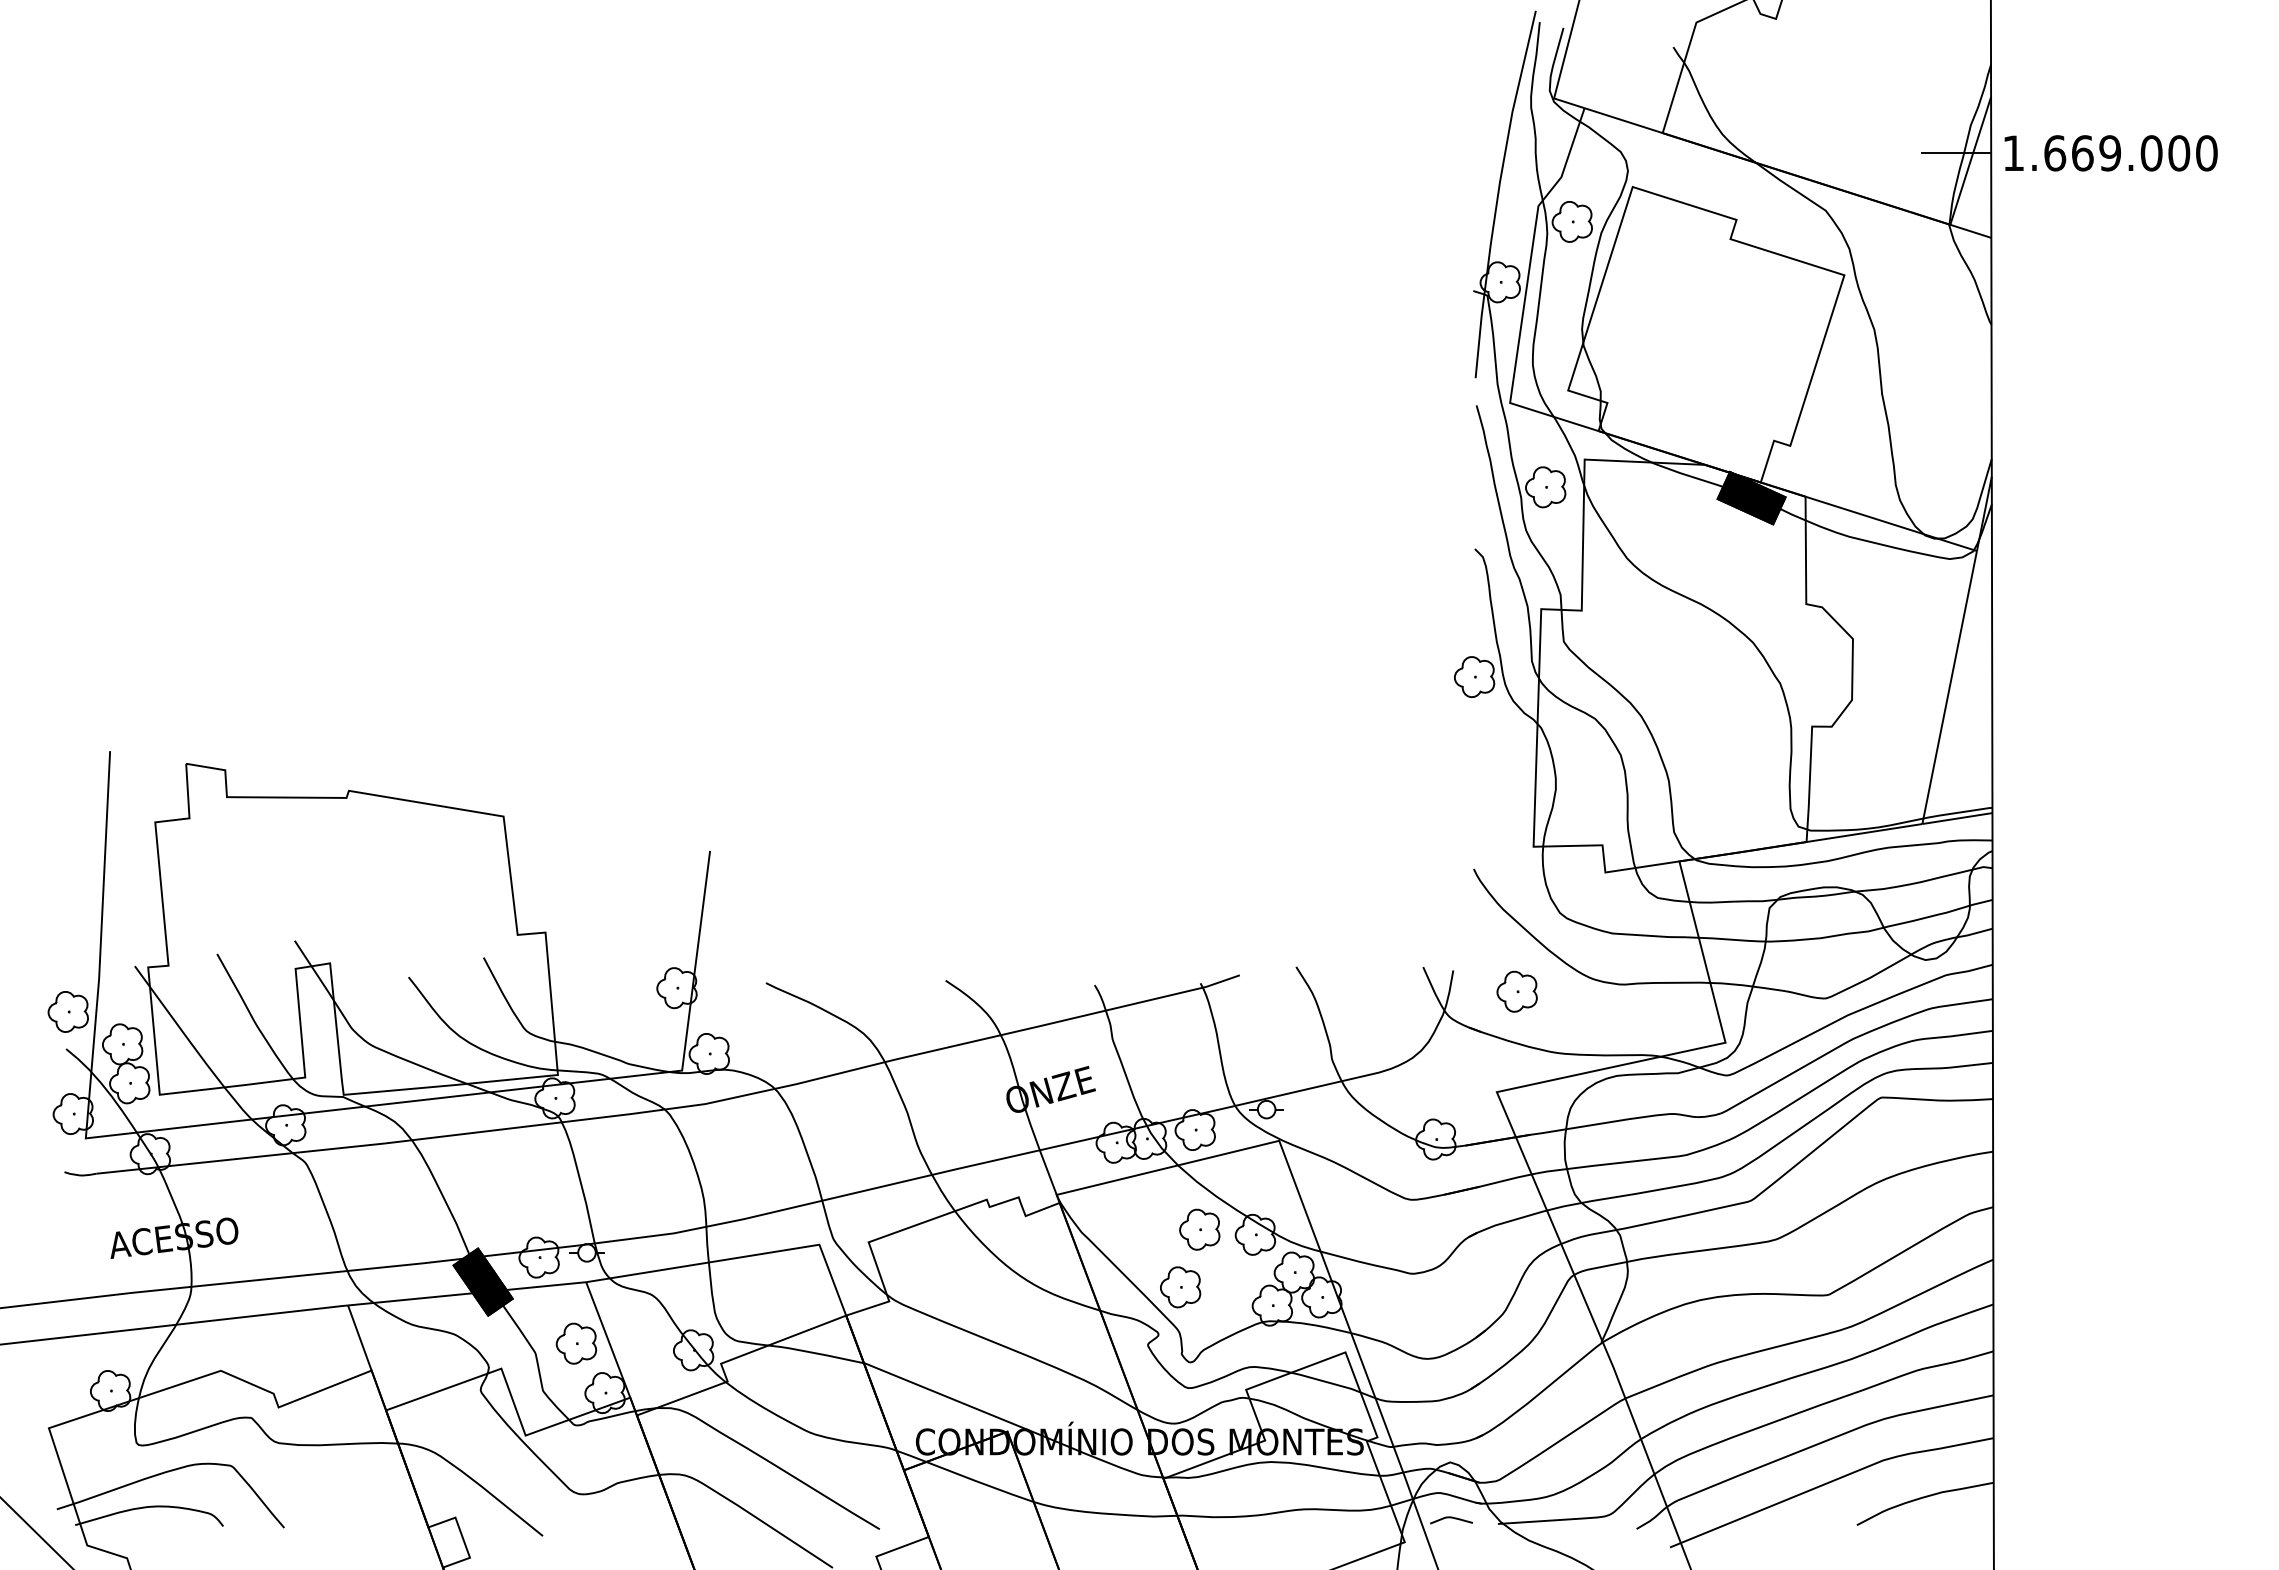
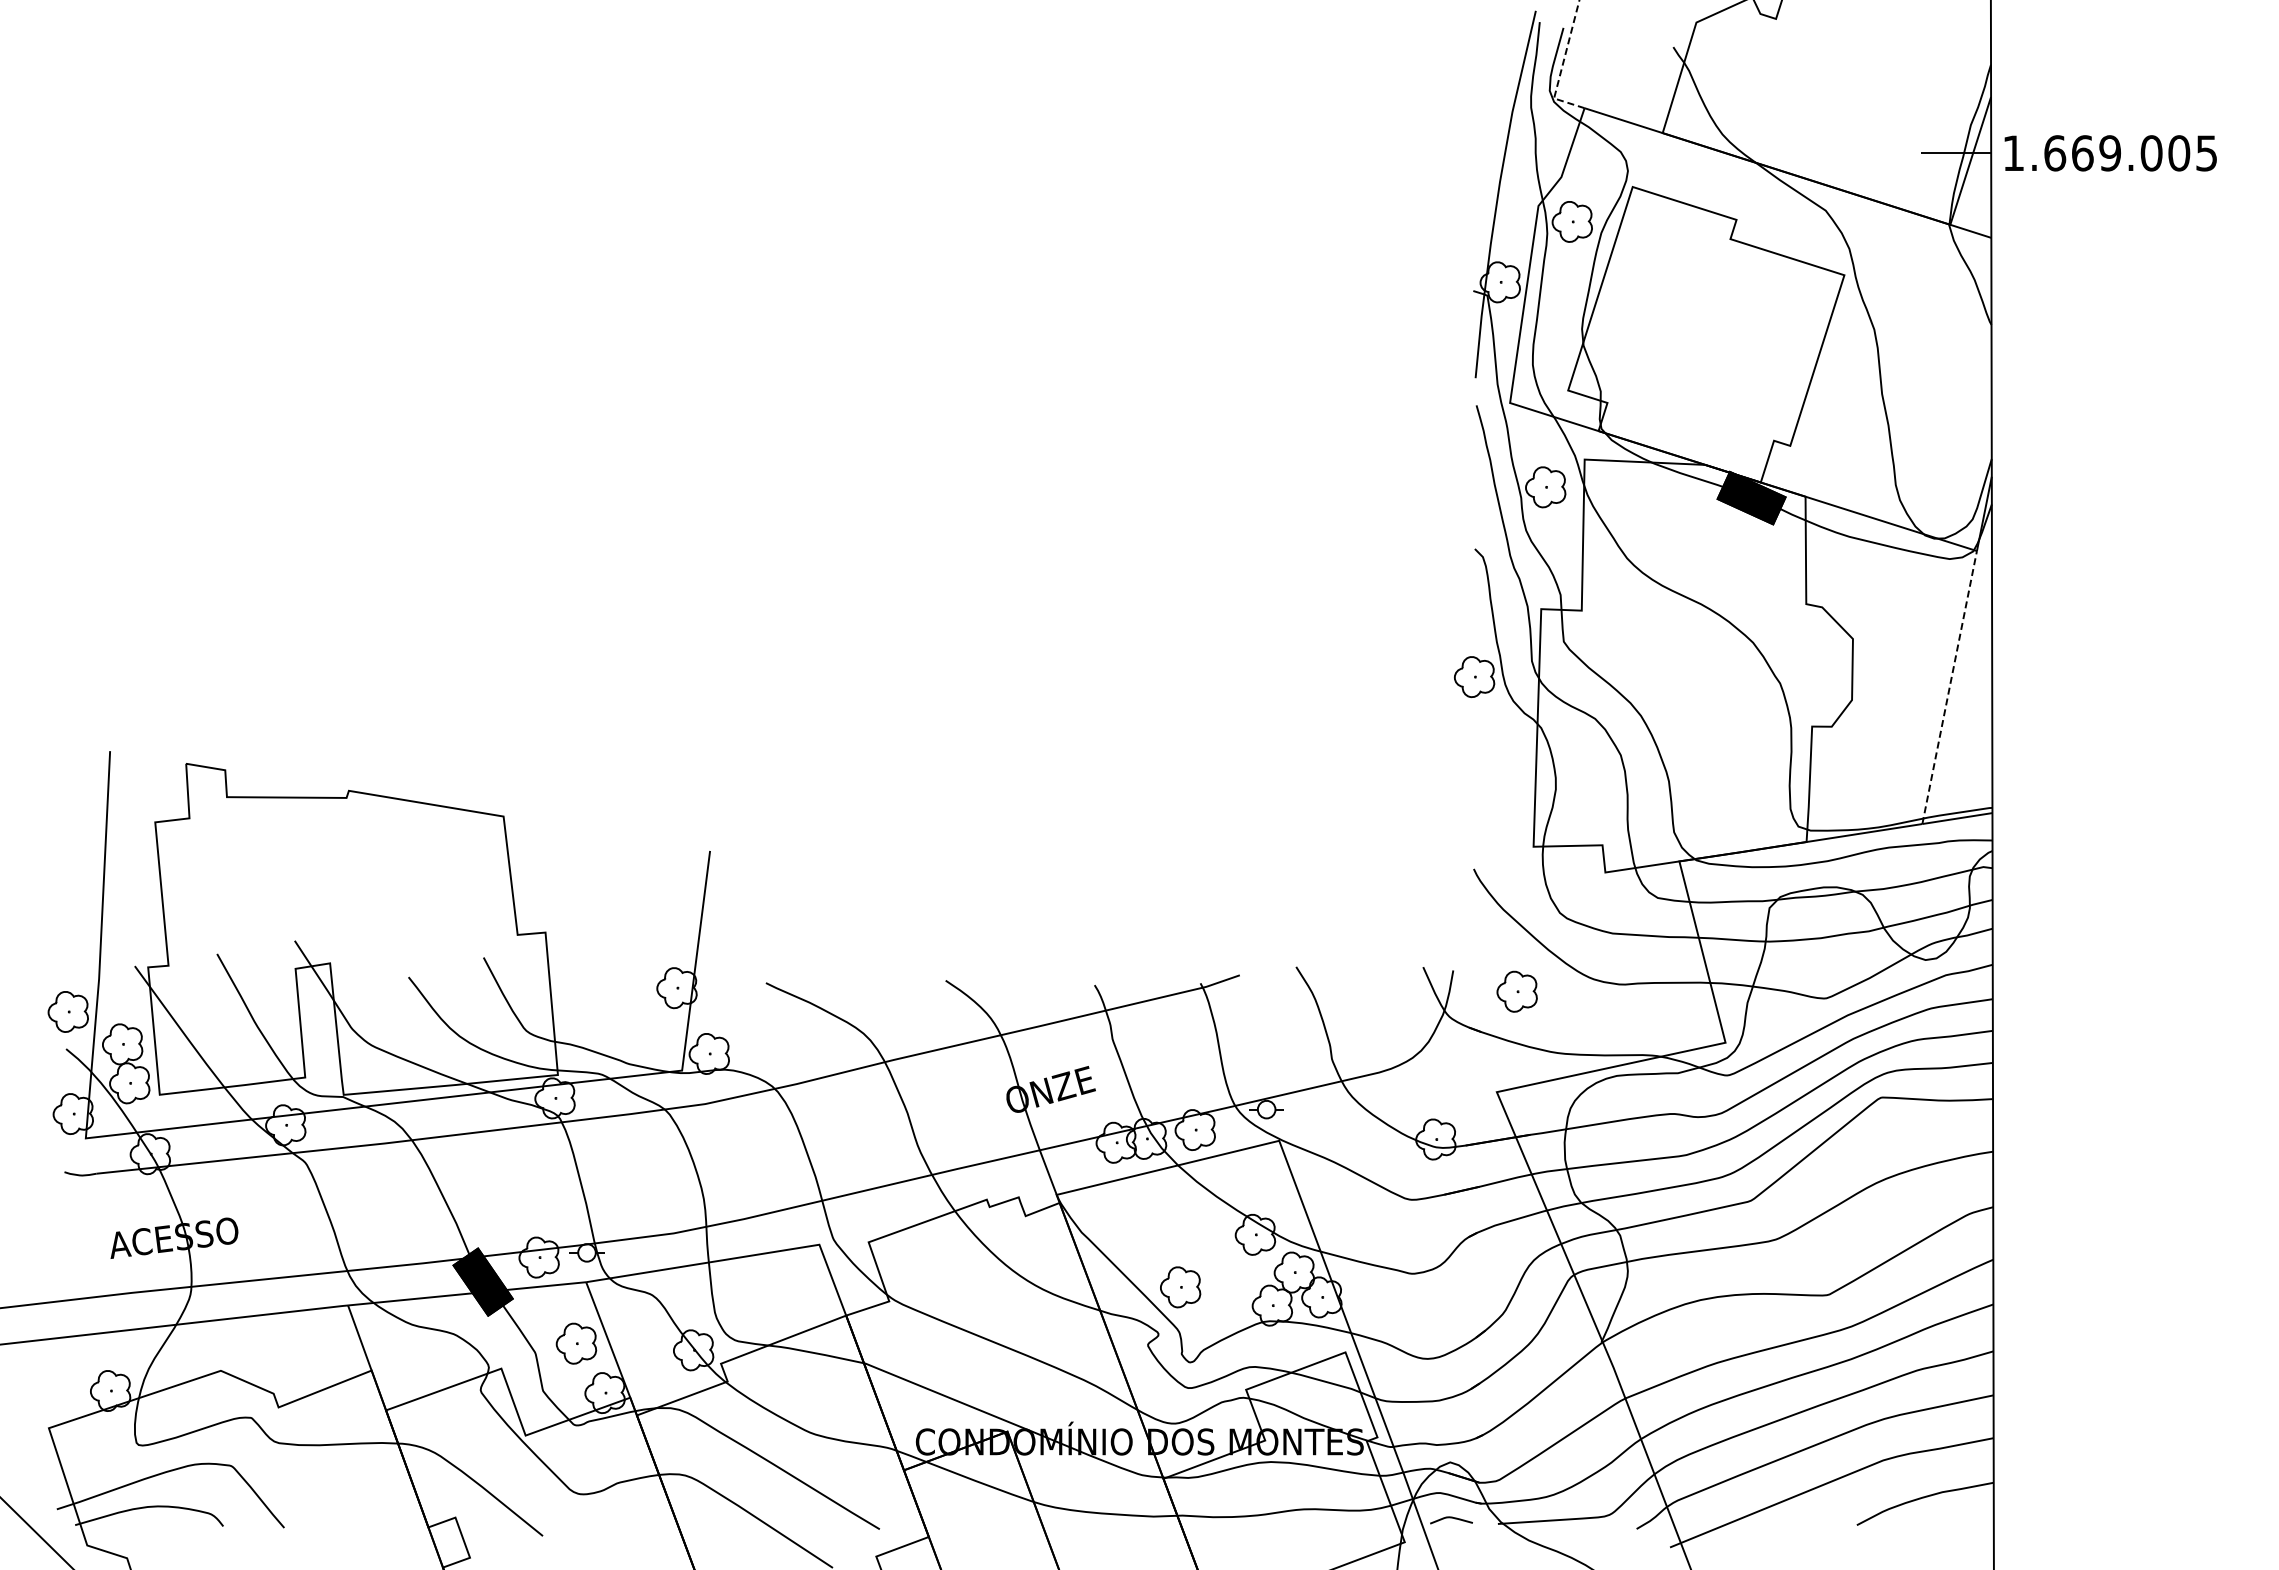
line: solid -> dashed (1562, 65)
text: 1.669.000 -> 1.669.005 (2206, 153)
line: solid -> dashed (1949, 687)
part: present -> none (1199, 1229)
